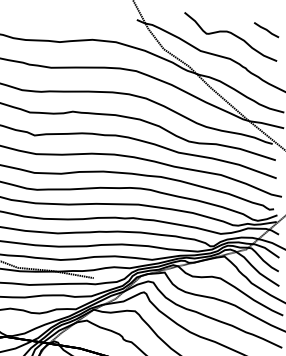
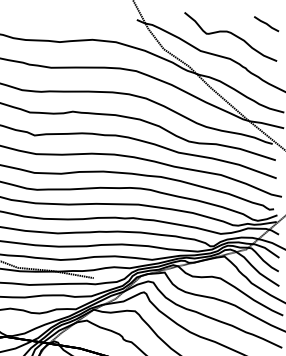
line position: (266, 30) -> (266, 24) (266, 24)
